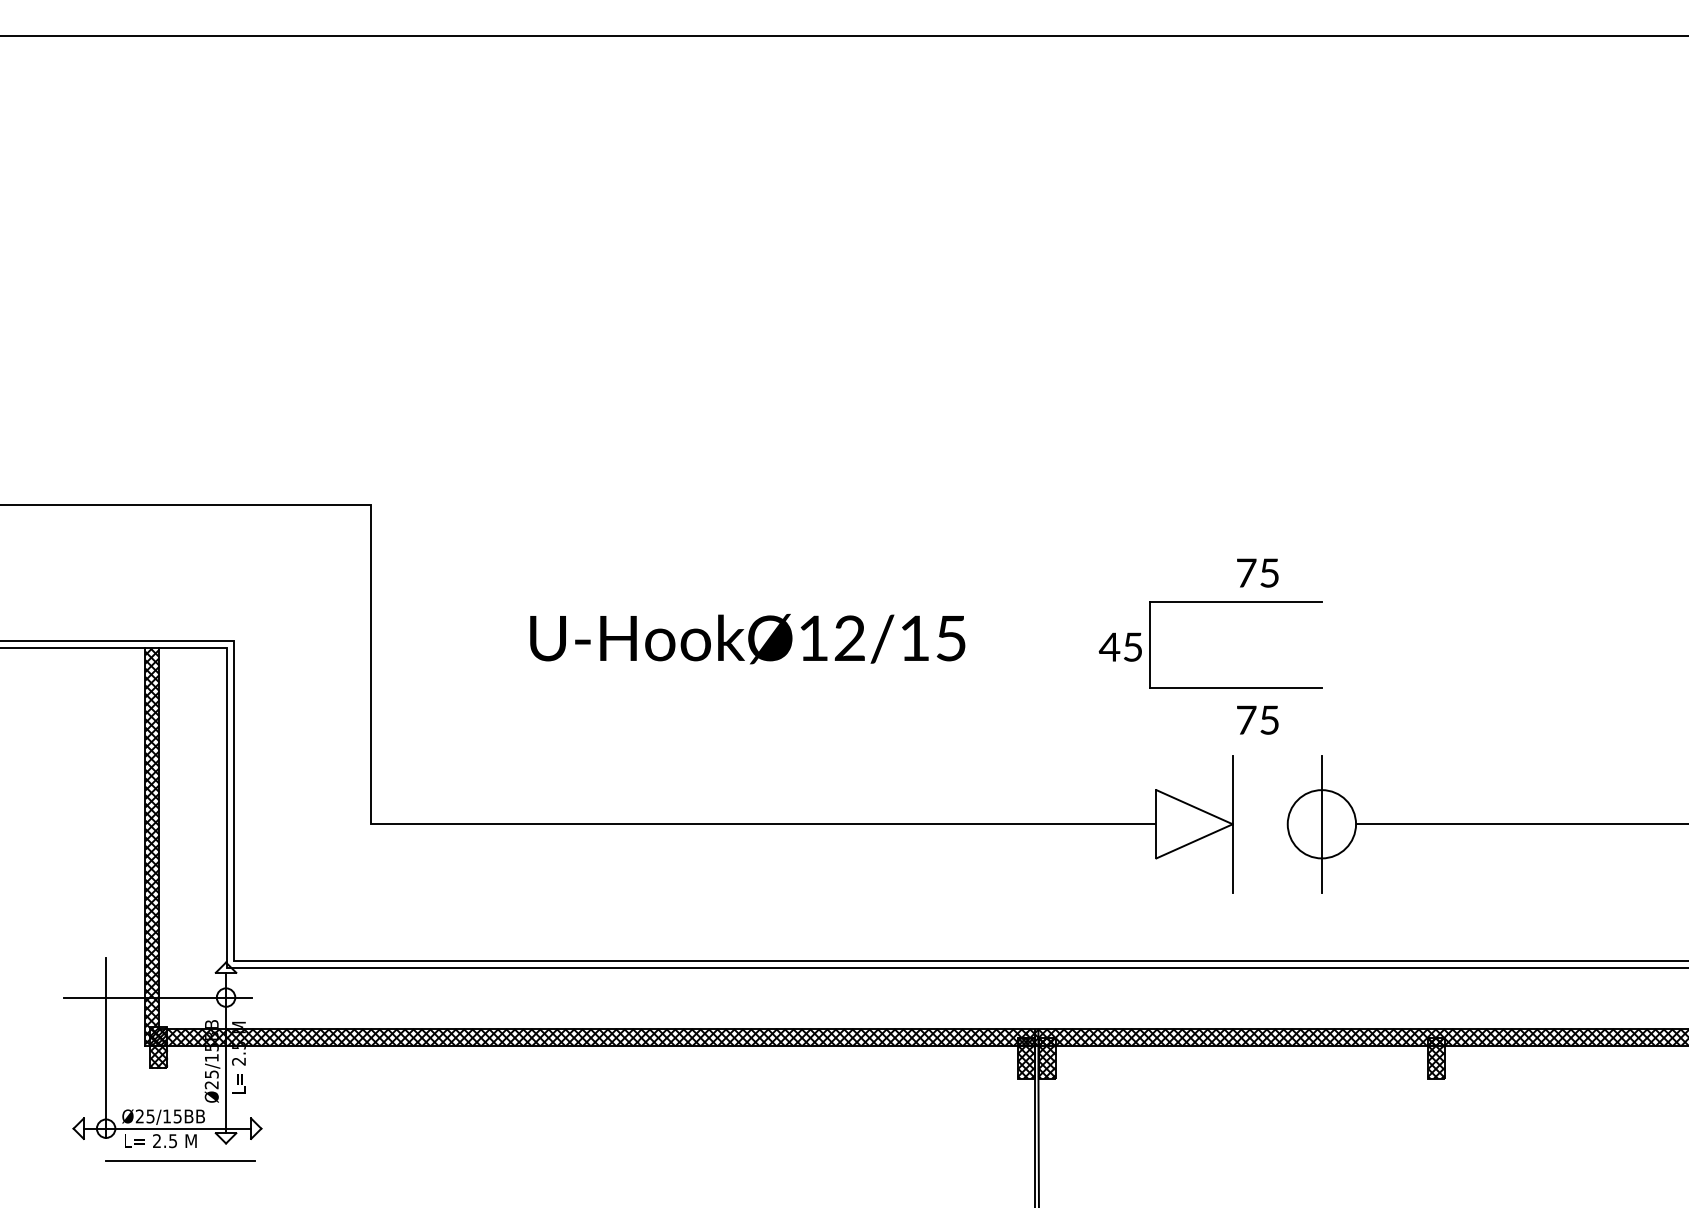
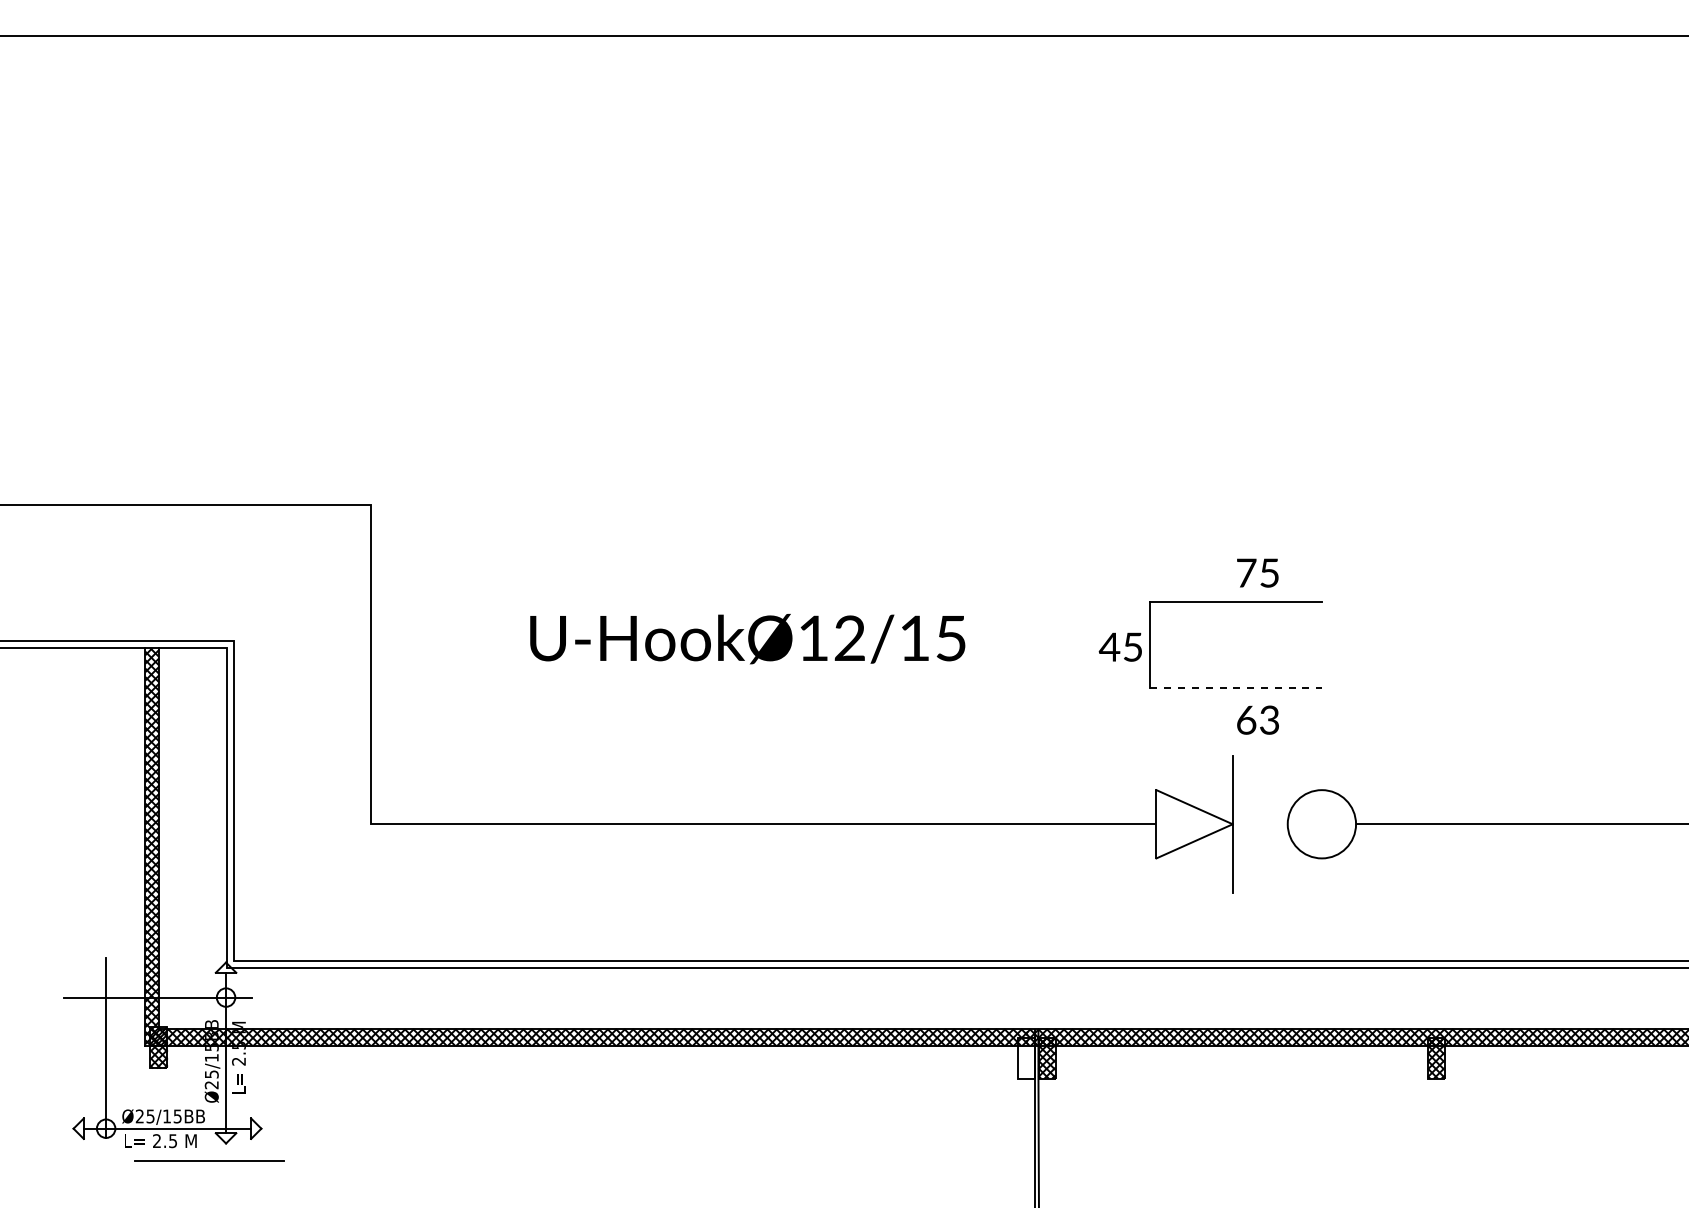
line: solid -> dashed (1236, 687)
text: 75 -> 63 (1257, 719)
line: present -> none (1321, 823)
hatch: present -> none (1025, 1057)
line position: (180, 1160) -> (209, 1160) (209, 1160)
